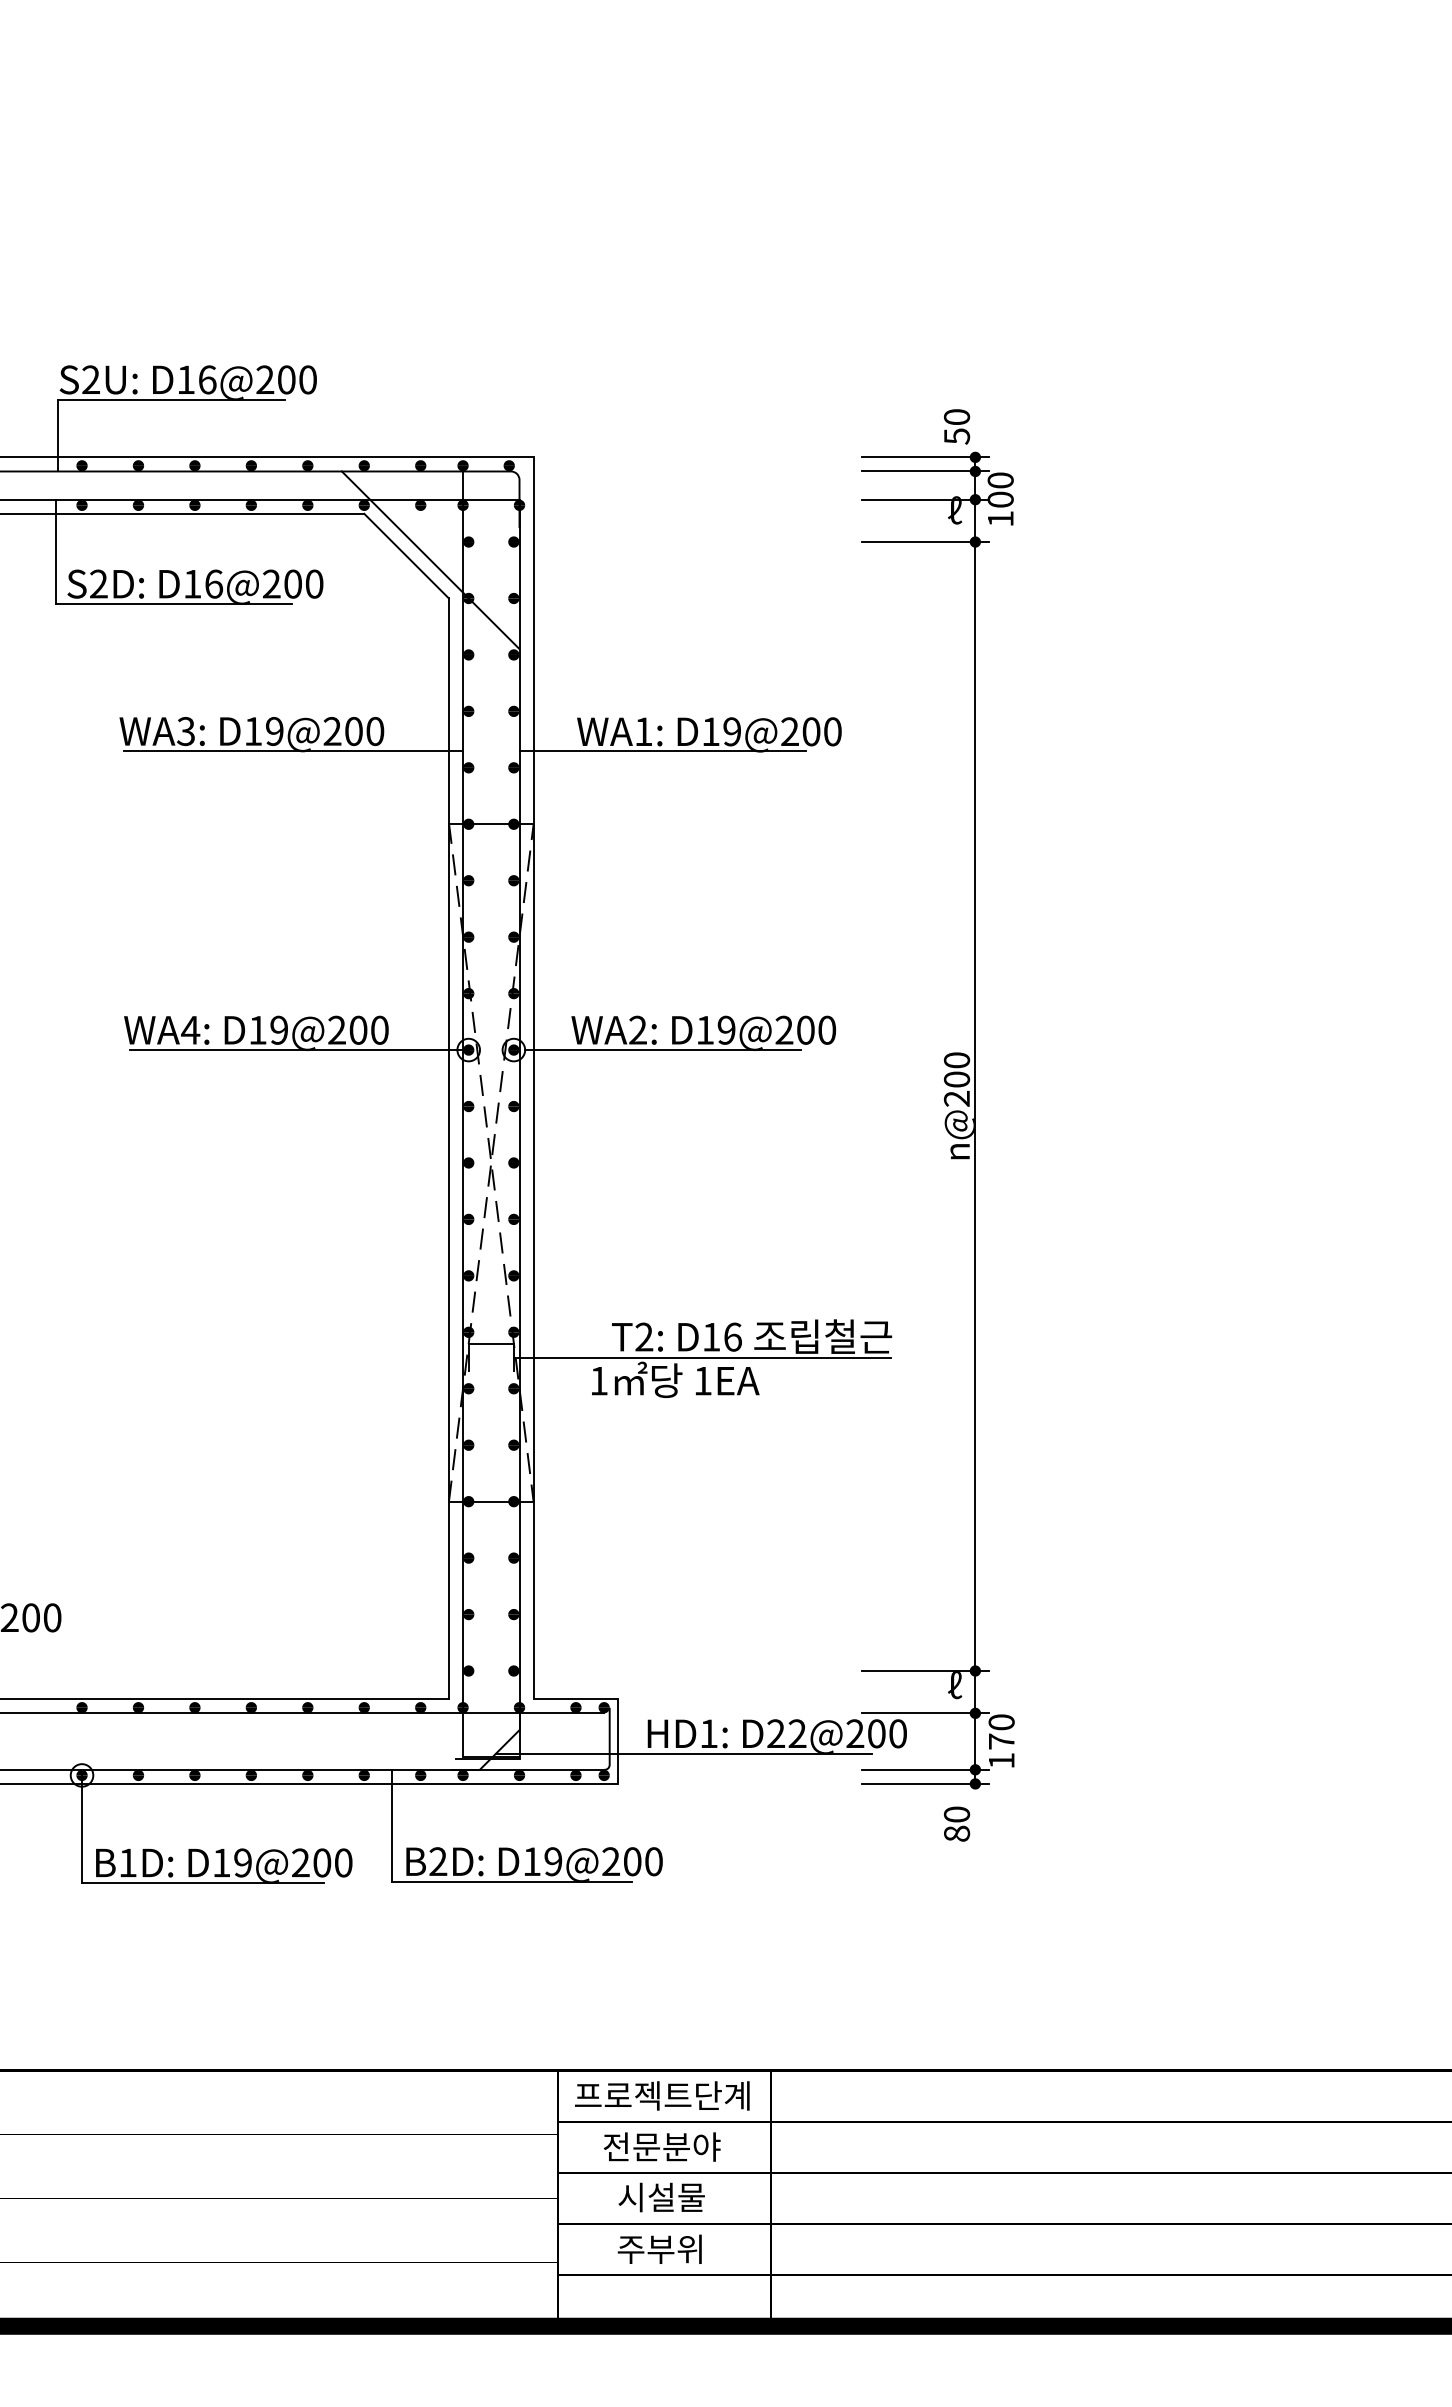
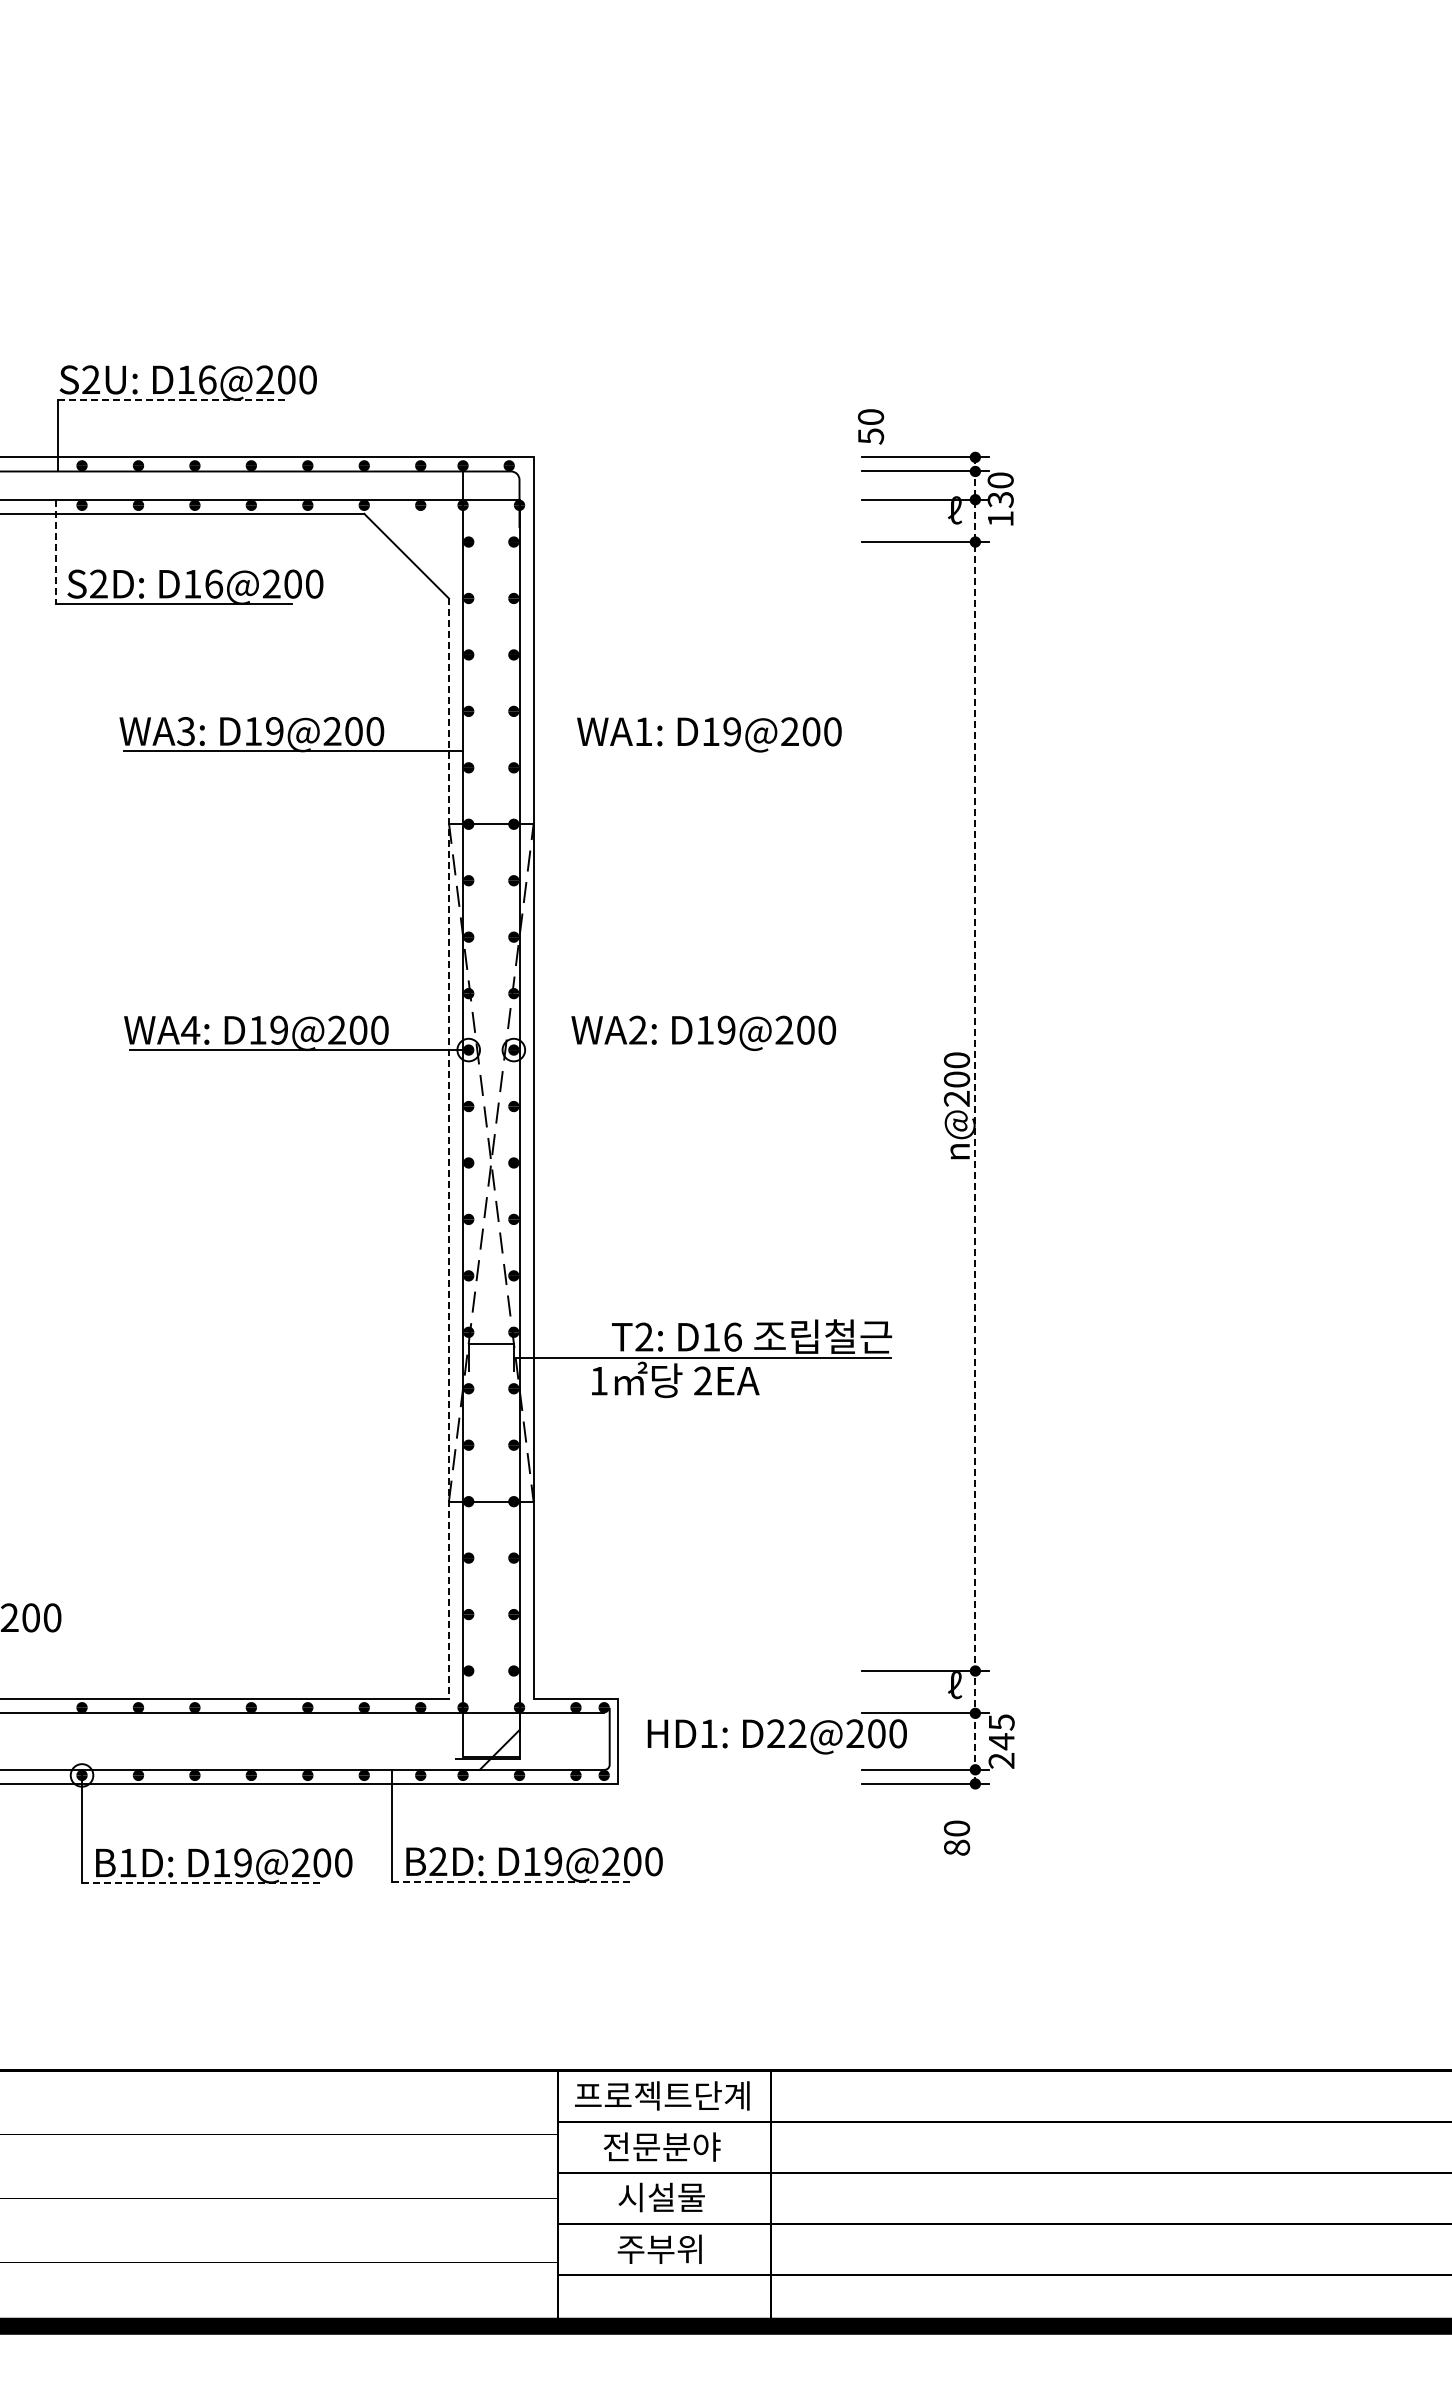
line: solid -> dashed (171, 399)
text position: (957, 426) -> (871, 426) (871, 426)
text: 100 -> 130 (1000, 499)
line: solid -> dashed (55, 552)
line: present -> none (430, 560)
line: present -> none (662, 751)
line: present -> none (662, 1049)
line: solid -> dashed (975, 1120)
line: solid -> dashed (448, 1149)
text: 1EA -> 2EA (702, 1380)
text: 170 -> 245 (1001, 1741)
line: present -> none (684, 1753)
text position: (957, 1823) -> (957, 1837) (957, 1837)
line: solid -> dashed (512, 1881)
line: solid -> dashed (202, 1882)
